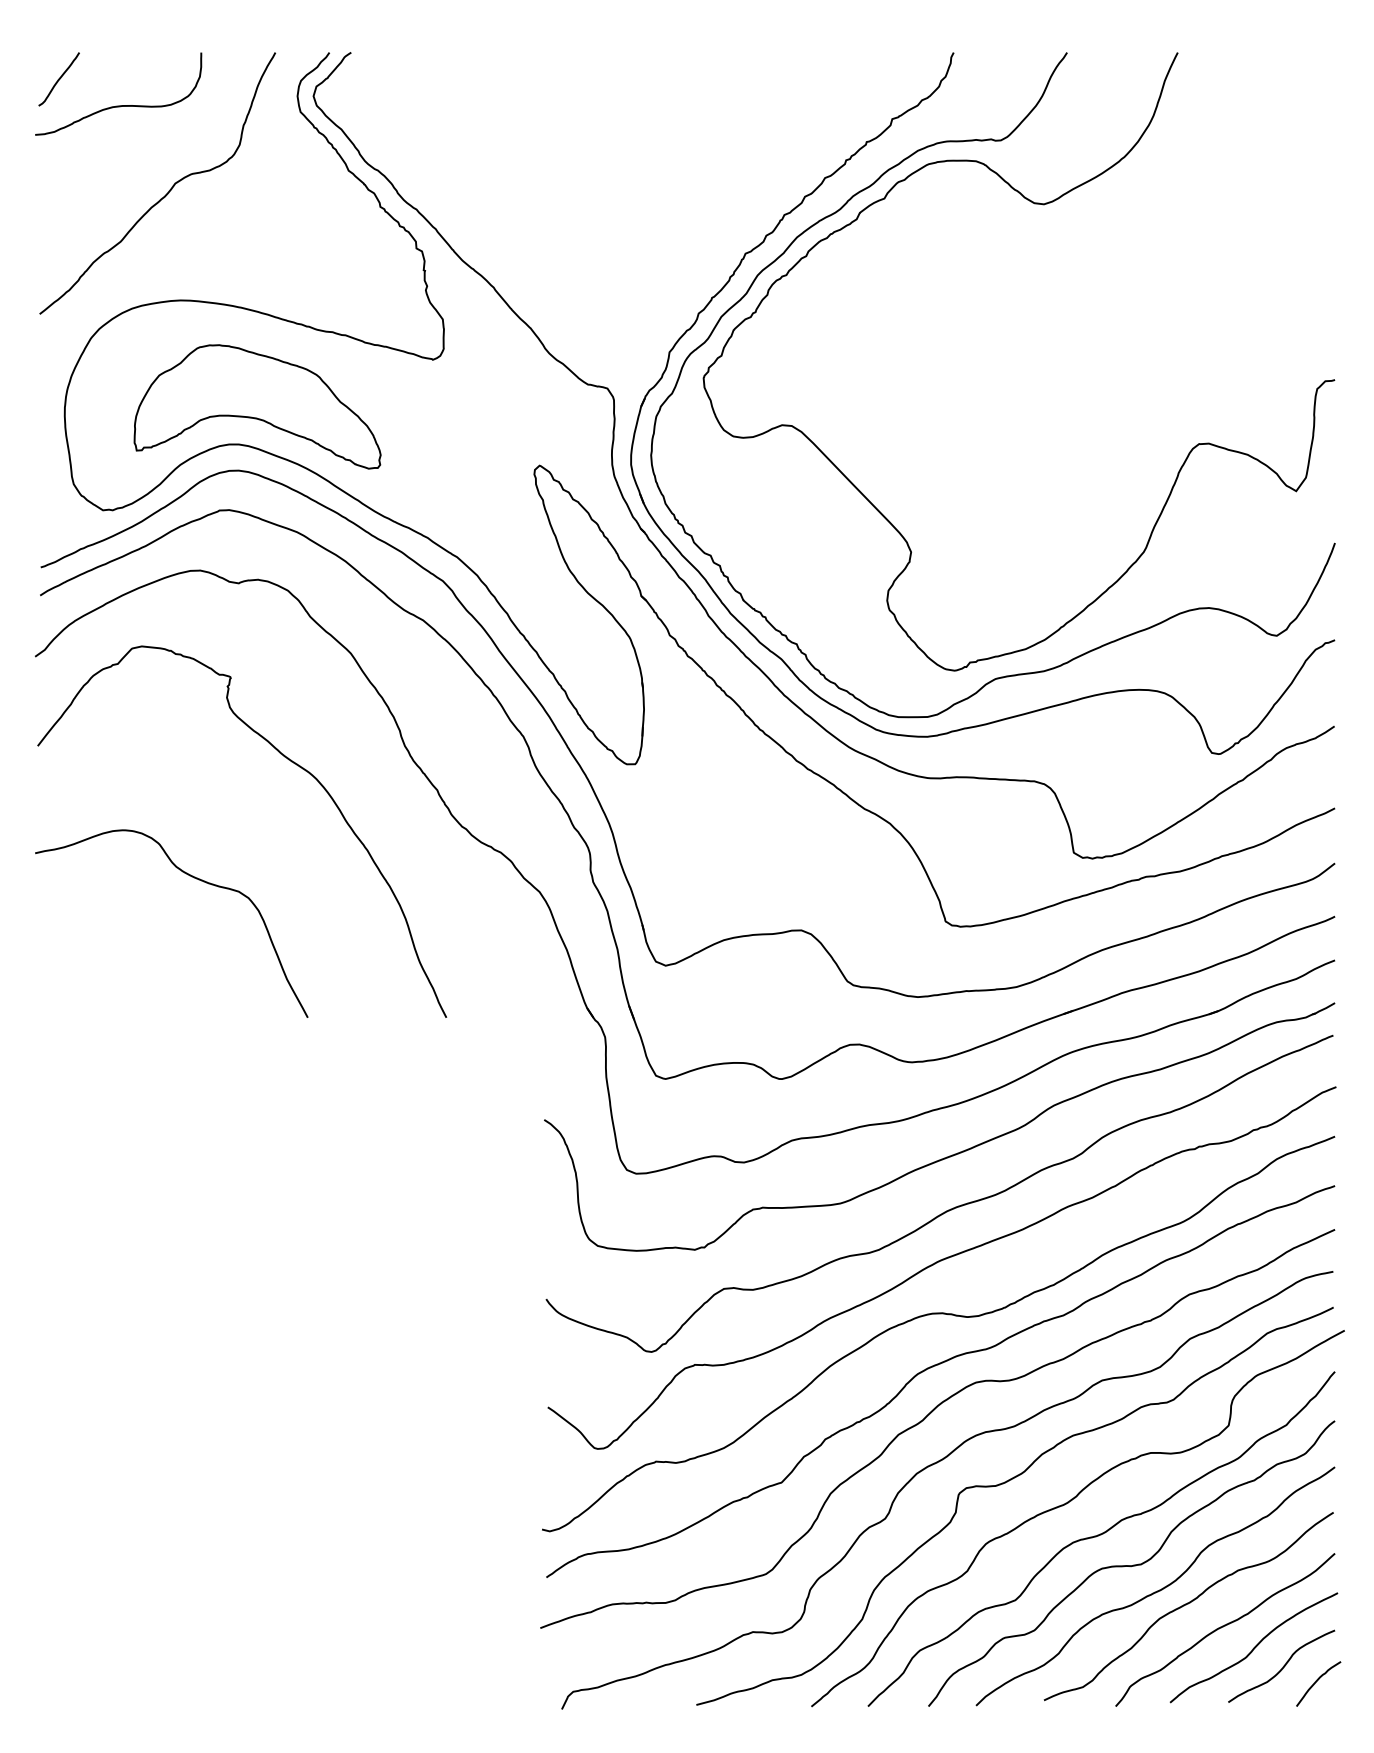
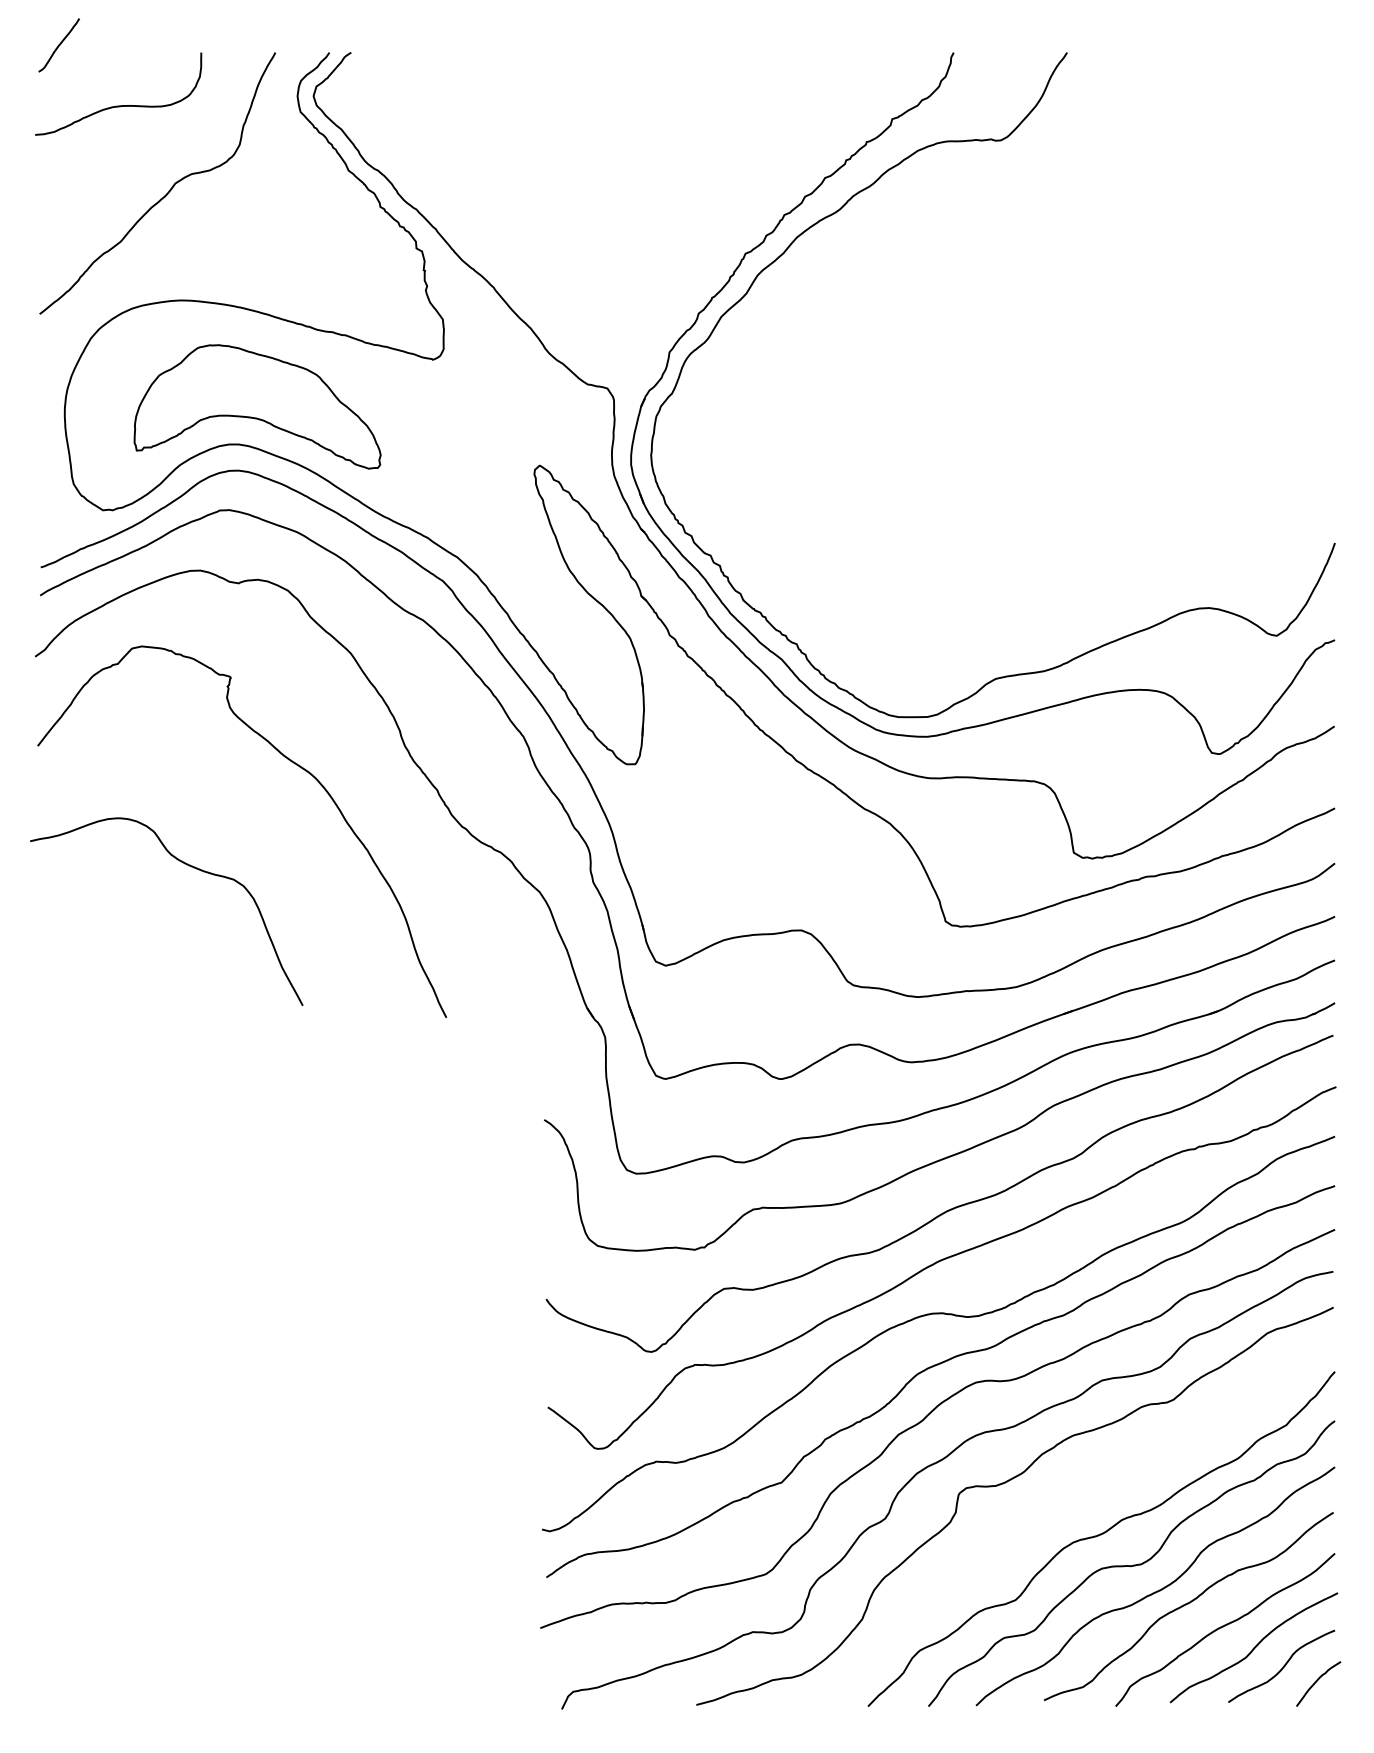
curve position: (58, 79) -> (58, 45) (58, 45)
curve: present -> none (1034, 204)
curve position: (189, 876) -> (184, 864) (184, 864)
curve: present -> none (1068, 1503)
